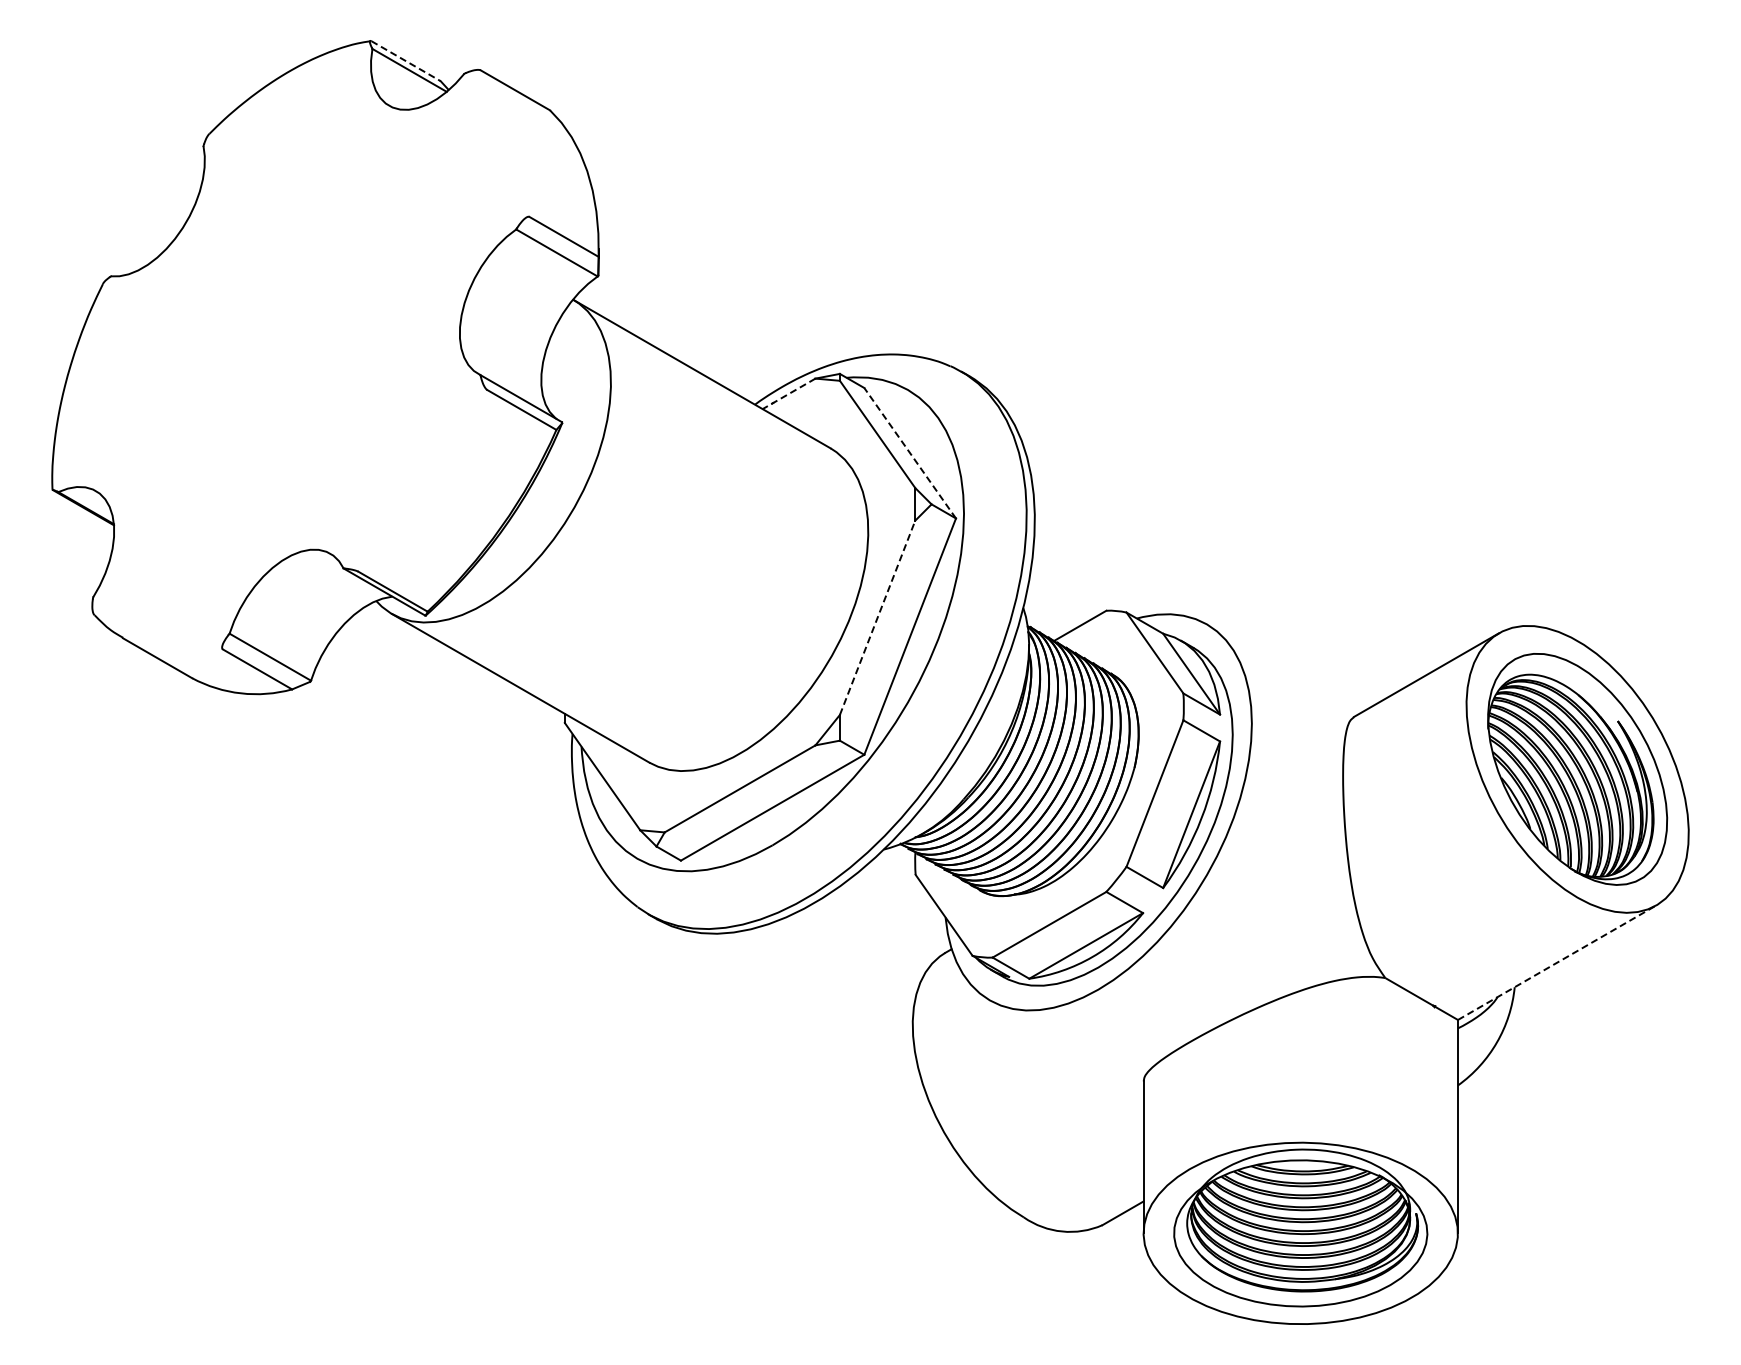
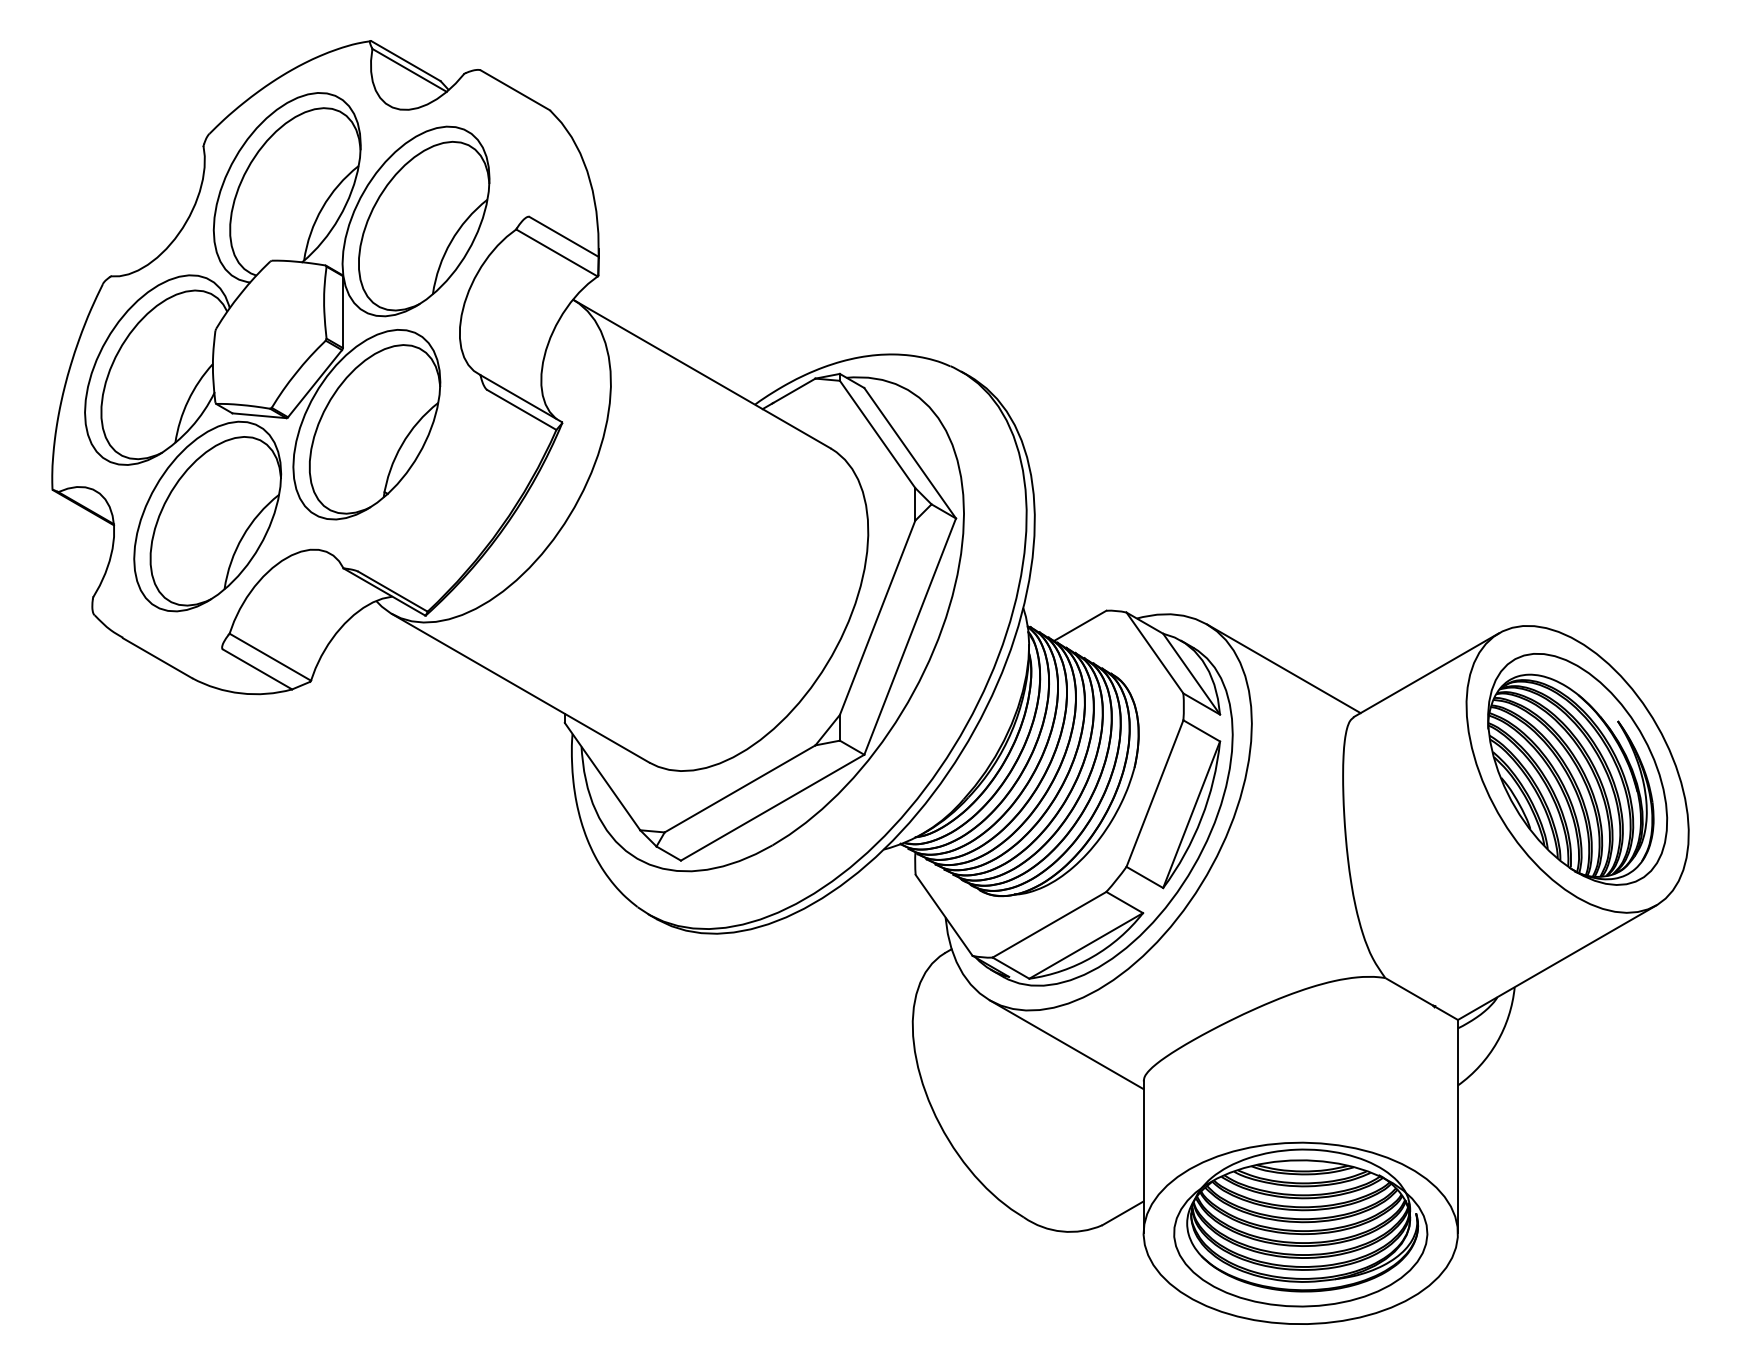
line: dashed -> solid (406, 61)
part: none -> present (287, 352)
line: dashed -> solid (788, 394)
line: dashed -> solid (910, 453)
line: dashed -> solid (877, 617)
line: none -> present (1283, 668)
line: dashed -> solid (1557, 962)
line: none -> present (1066, 1044)
